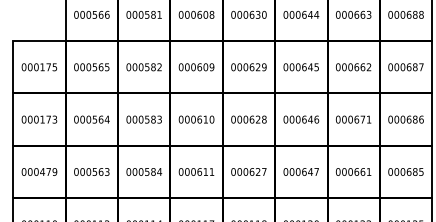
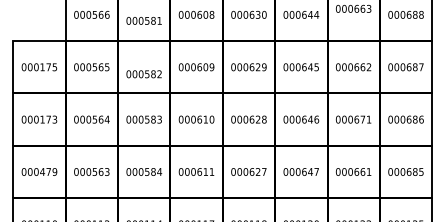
text position: (143, 14) -> (143, 20) (143, 20)
text position: (353, 14) -> (353, 8) (353, 8)
text position: (143, 67) -> (143, 74) (143, 74)
